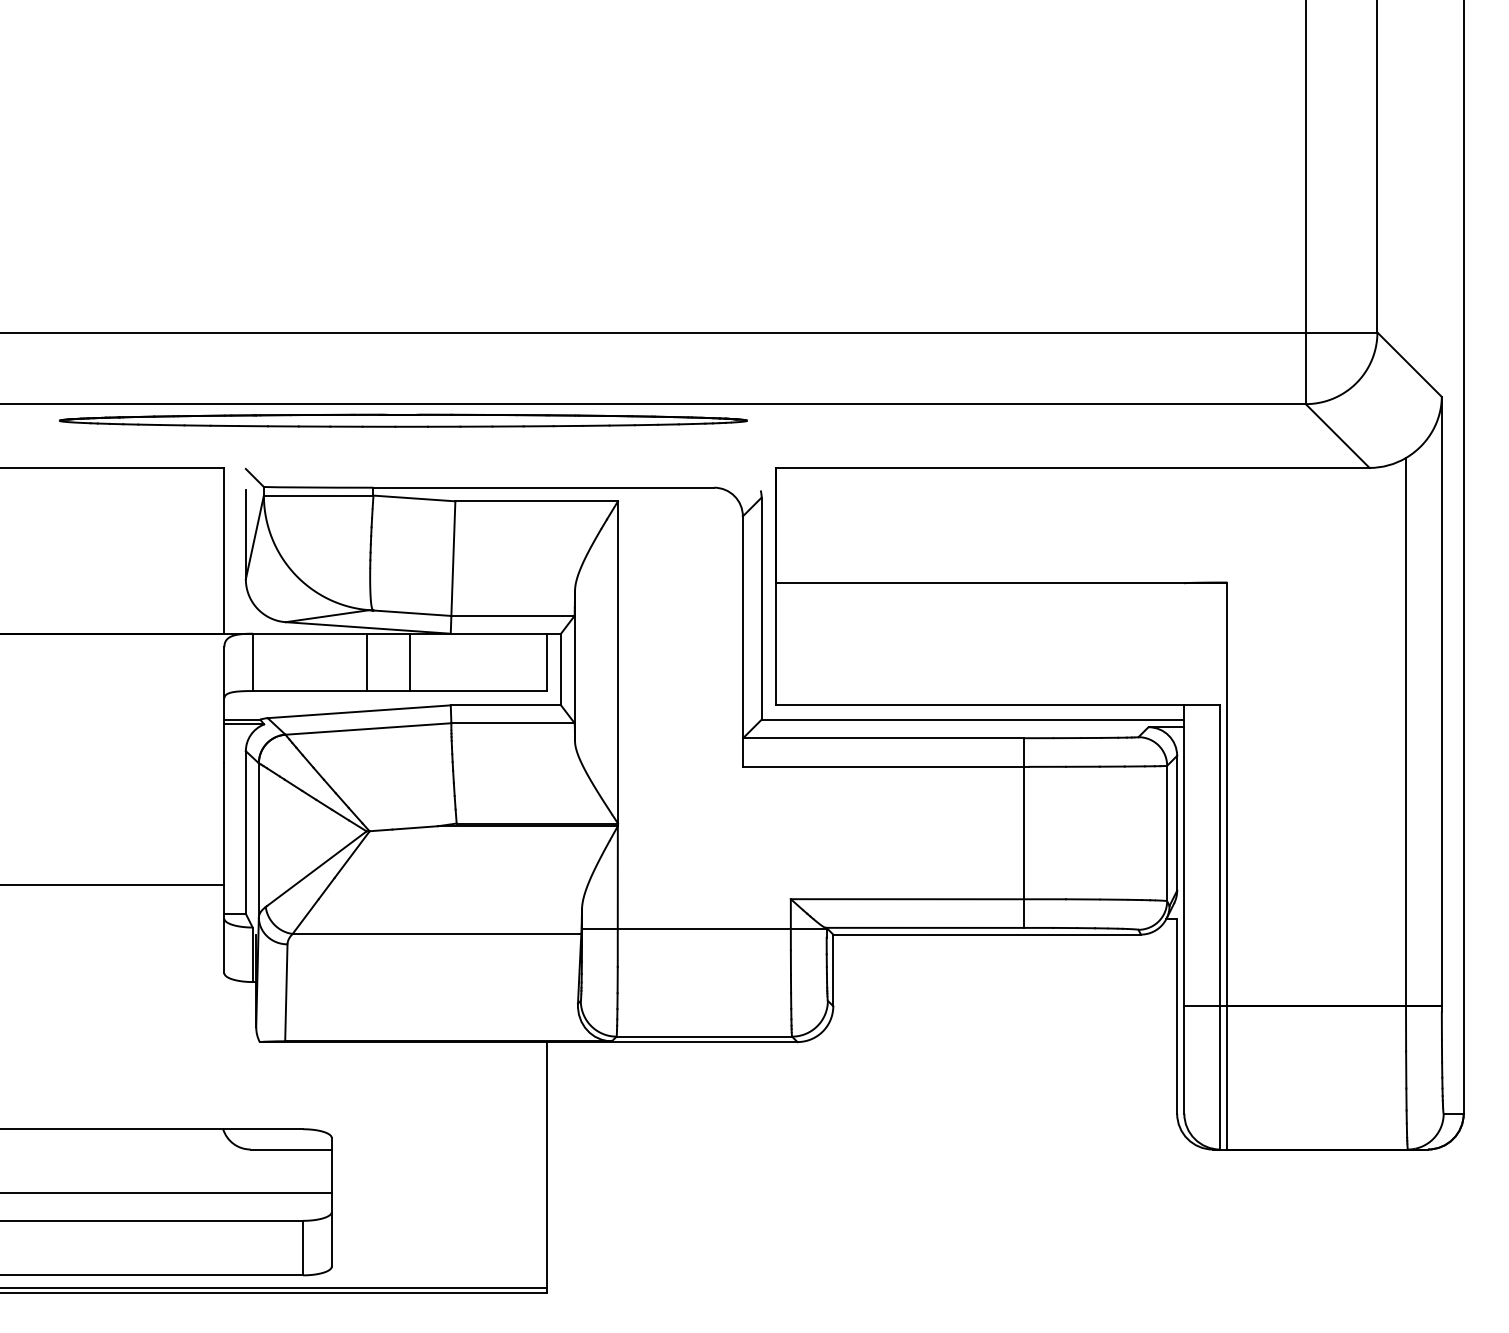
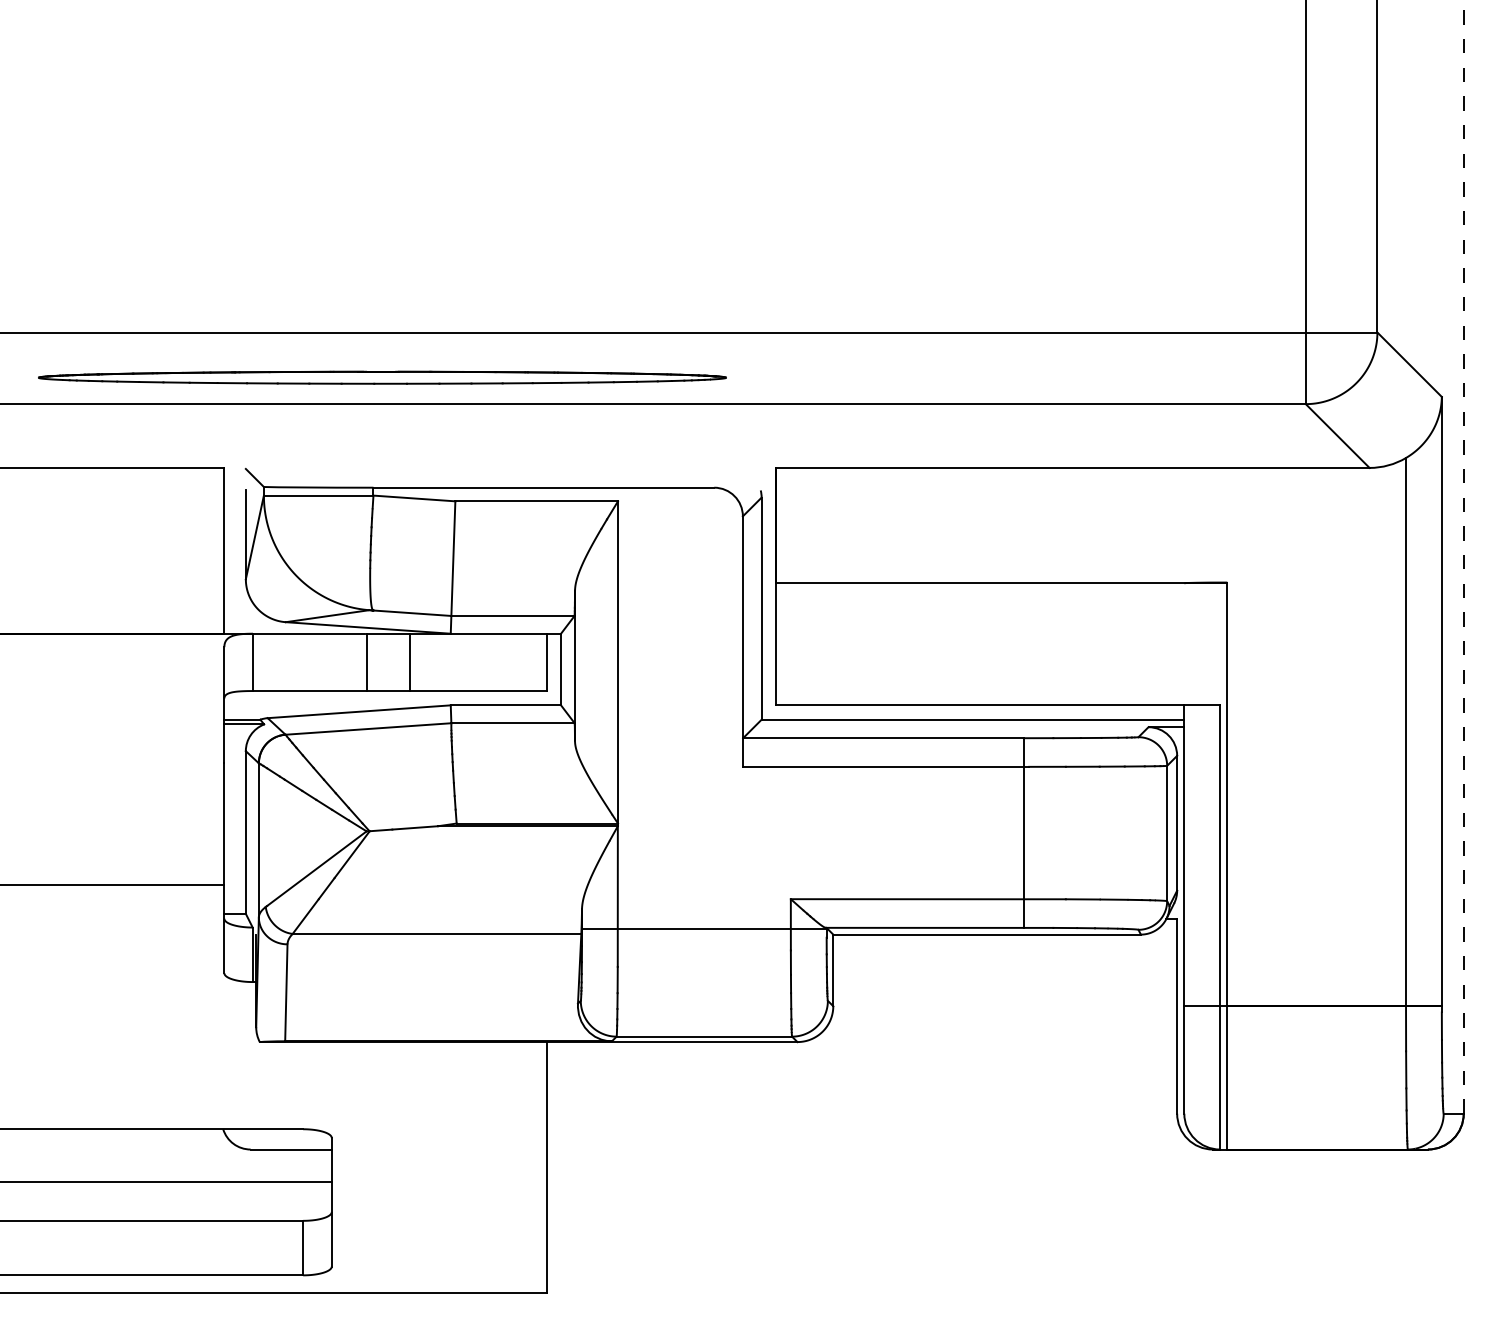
part position: (403, 420) -> (382, 377) (382, 377)
line: solid -> dashed (1463, 557)
line position: (166, 1192) -> (166, 1181) (166, 1181)
line: present -> none (274, 1287)
